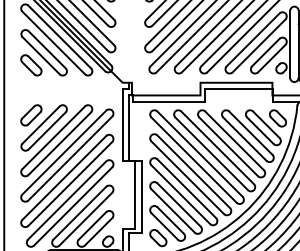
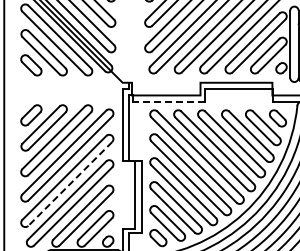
line: solid -> dashed (169, 101)
line: solid -> dashed (69, 184)
